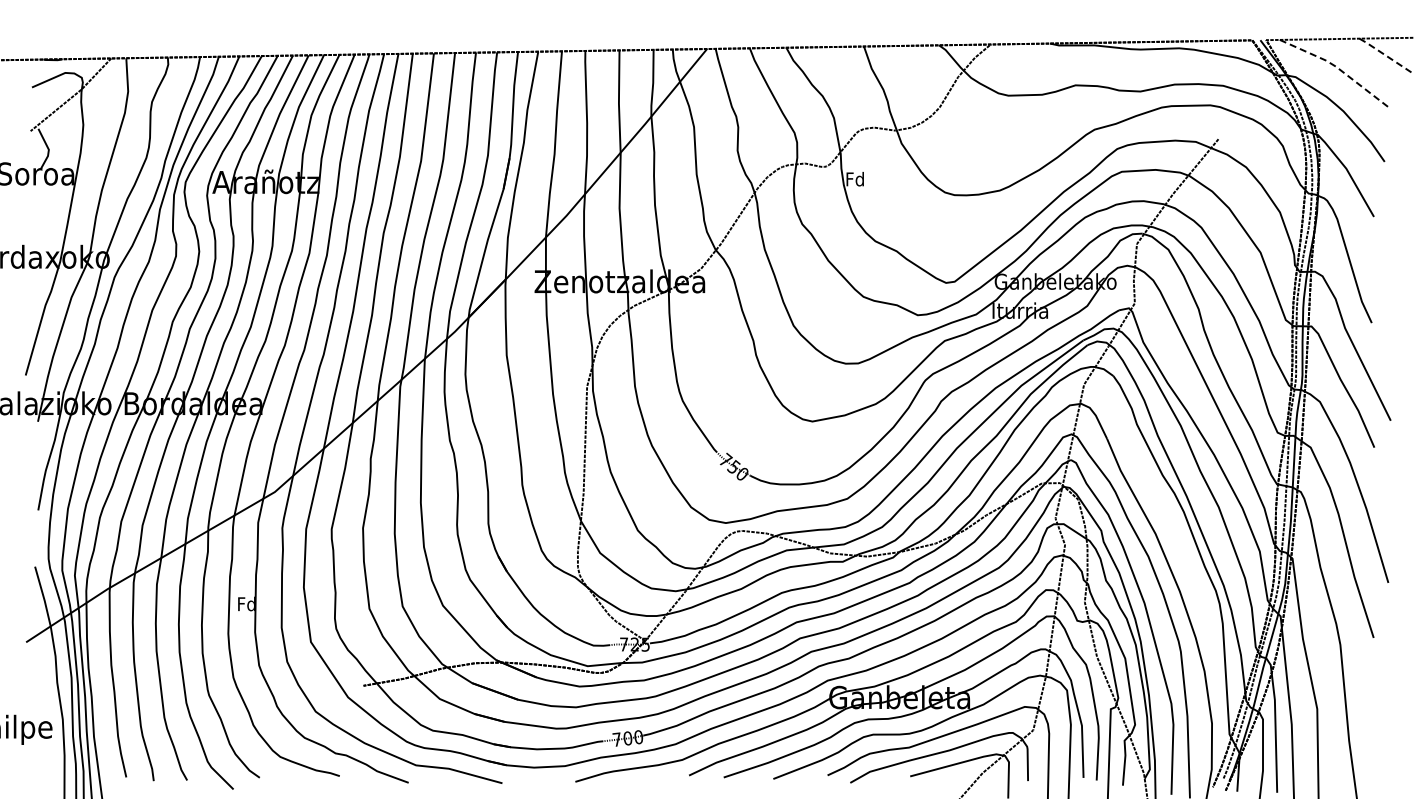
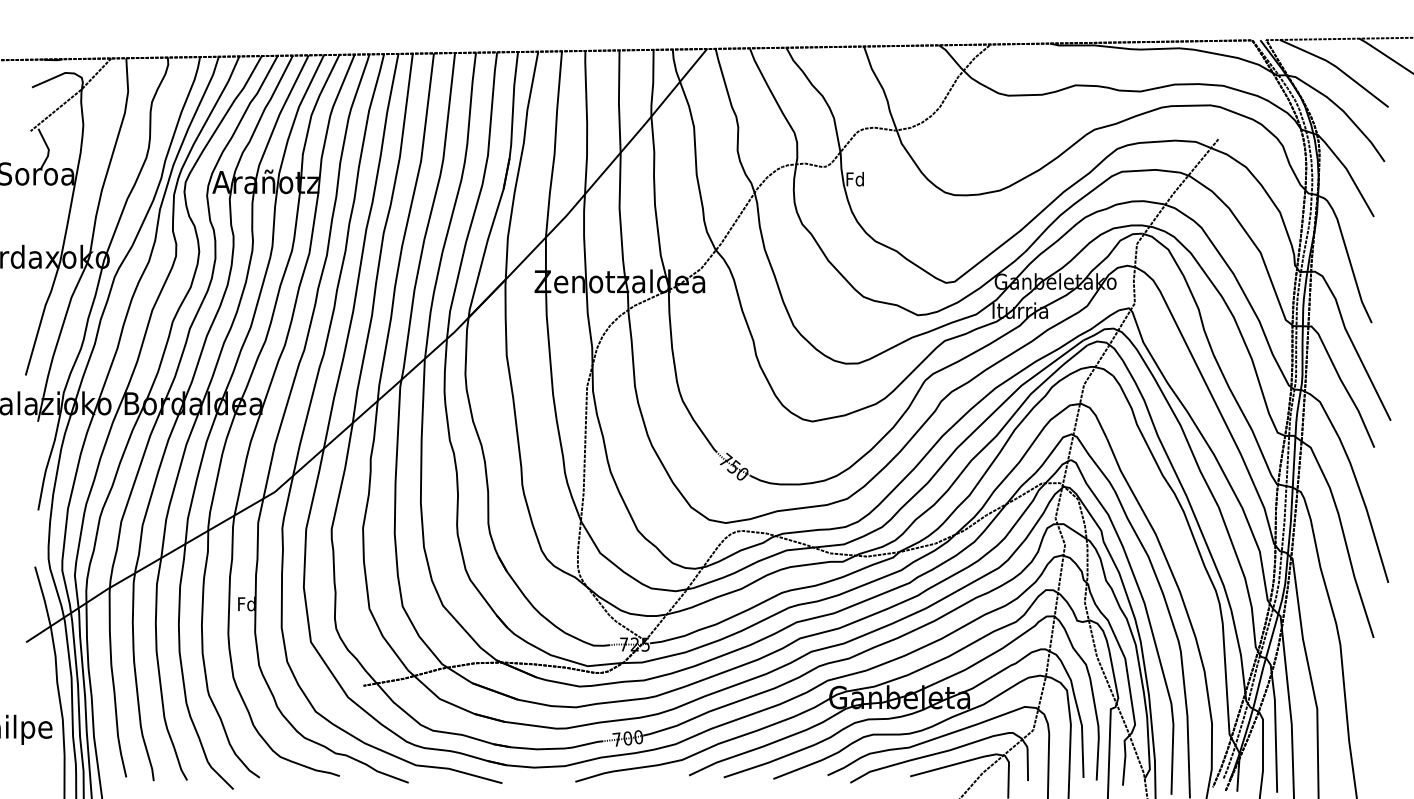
line: dashed -> solid (1386, 55)
line: dashed -> solid (1336, 67)
